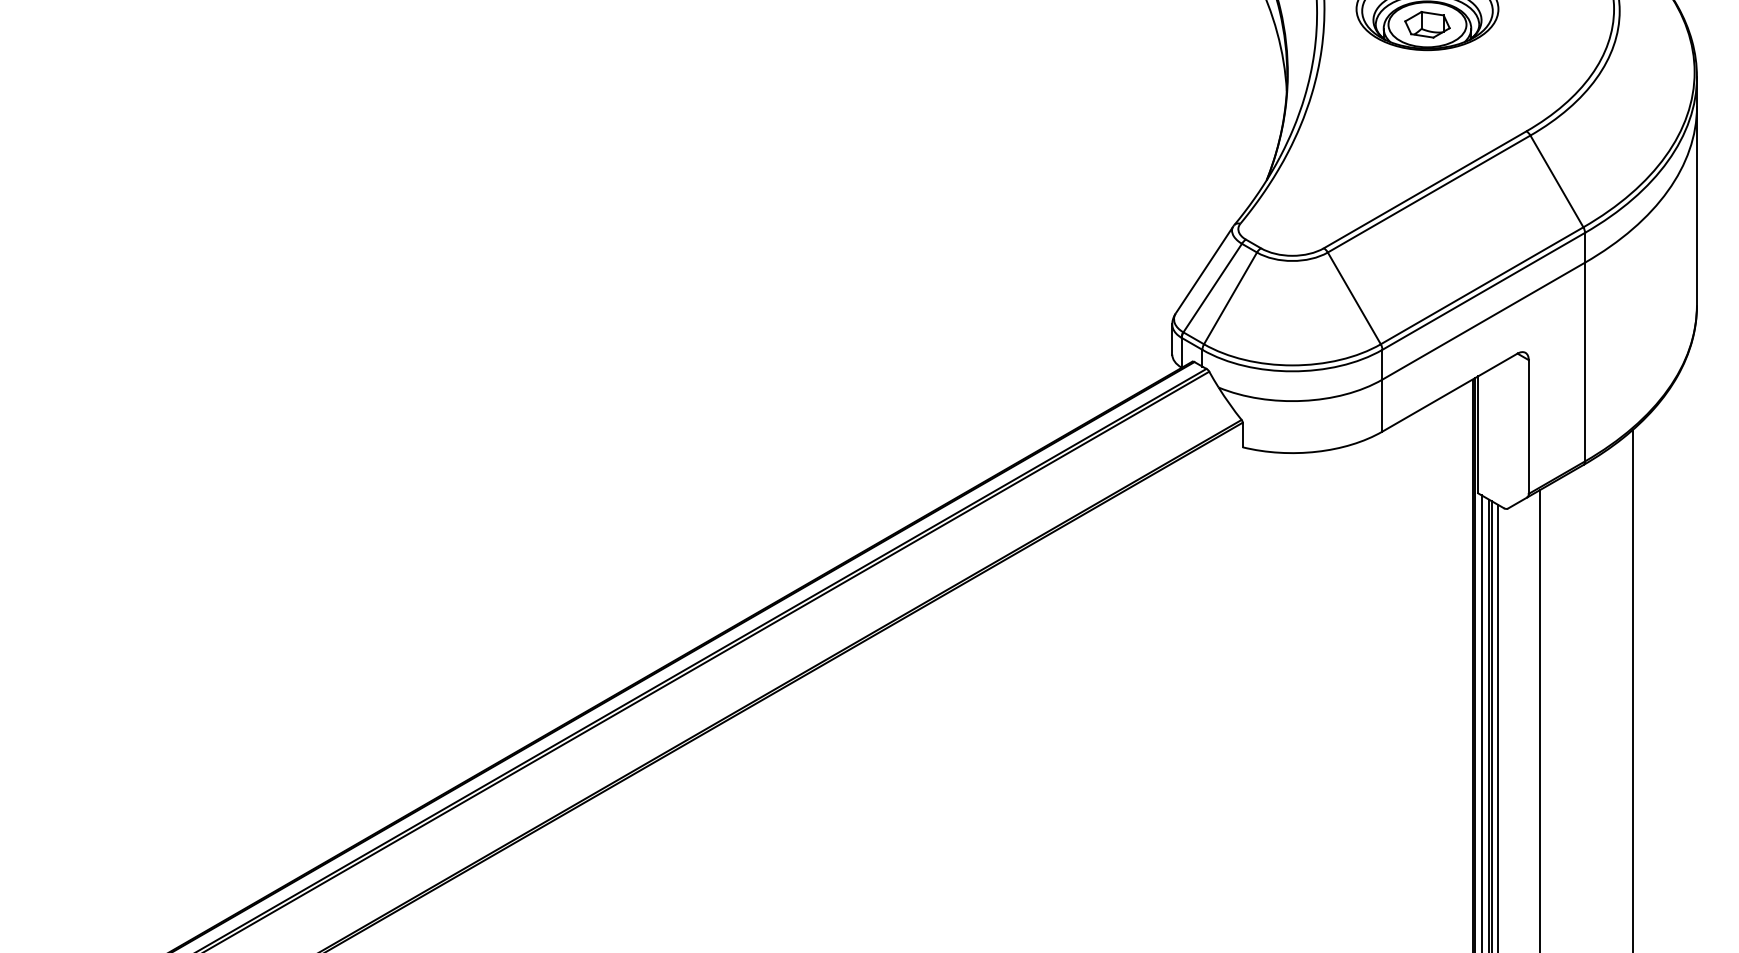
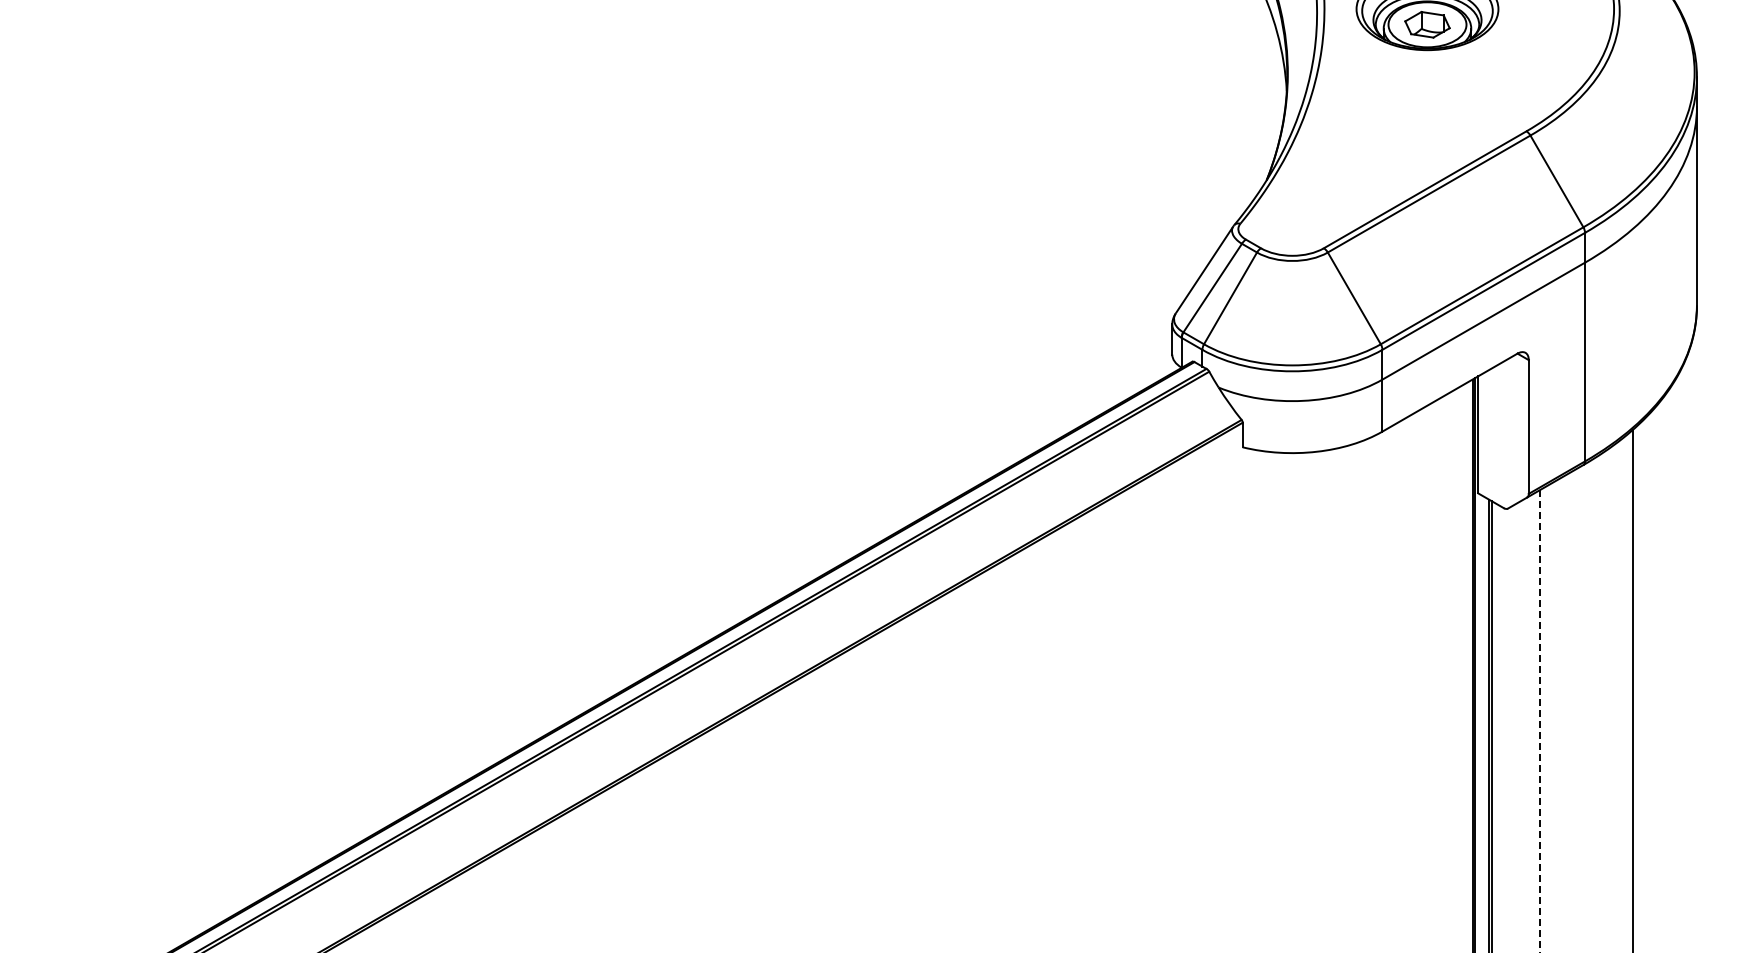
line: present -> none (1481, 722)
line: solid -> dashed (1540, 722)
line: present -> none (1498, 727)
